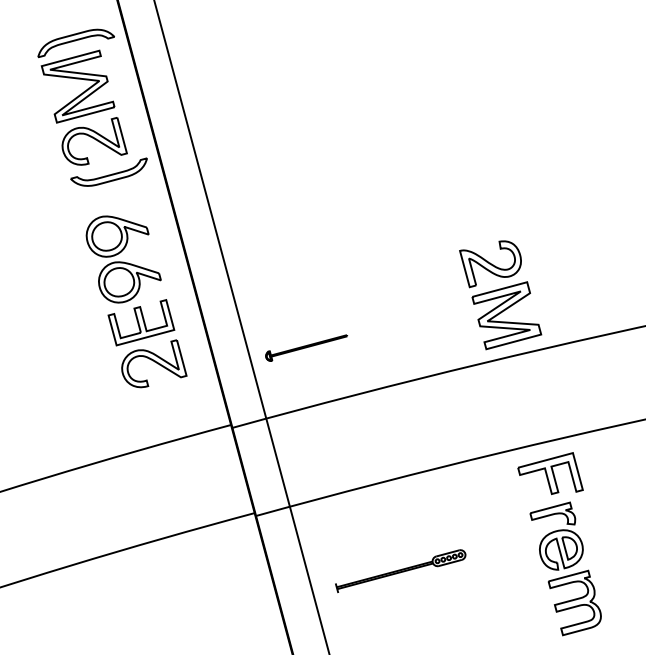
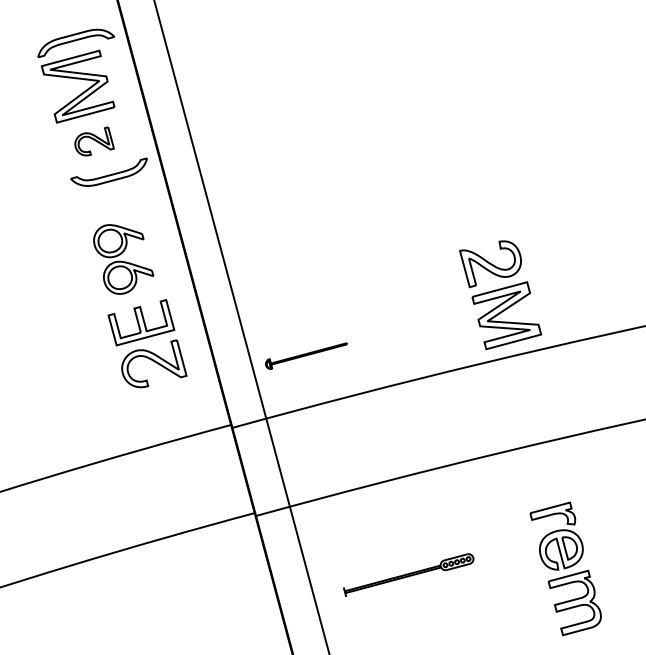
part size: 67x49 px -> 41x31 px (94, 141)
part size: 77x89 px -> 62x71 px (123, 259)
part position: (306, 347) -> (306, 355) (306, 355)
part: present -> none (550, 473)
part position: (400, 570) -> (408, 574) (408, 574)
